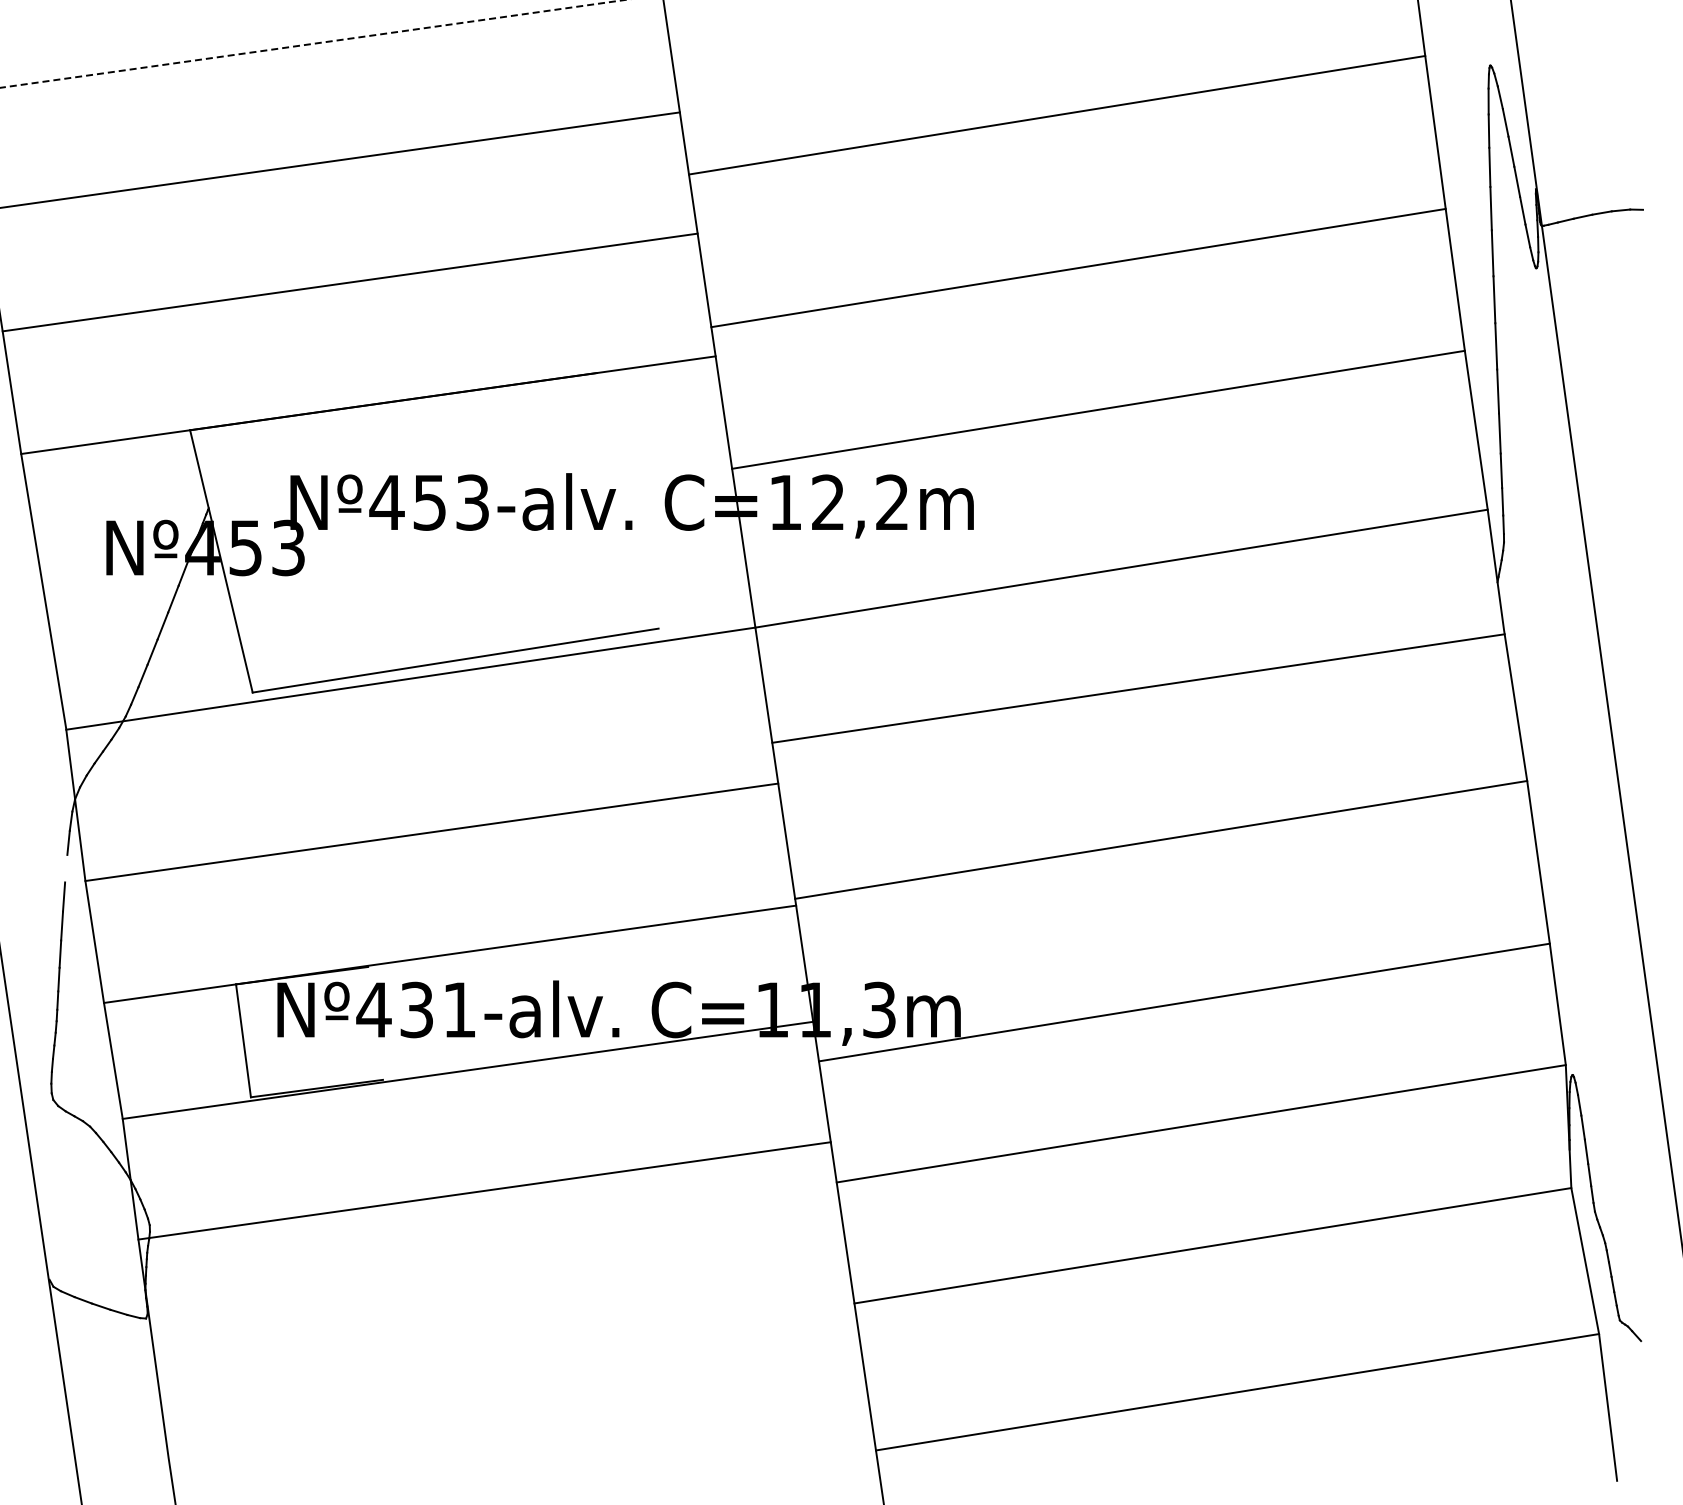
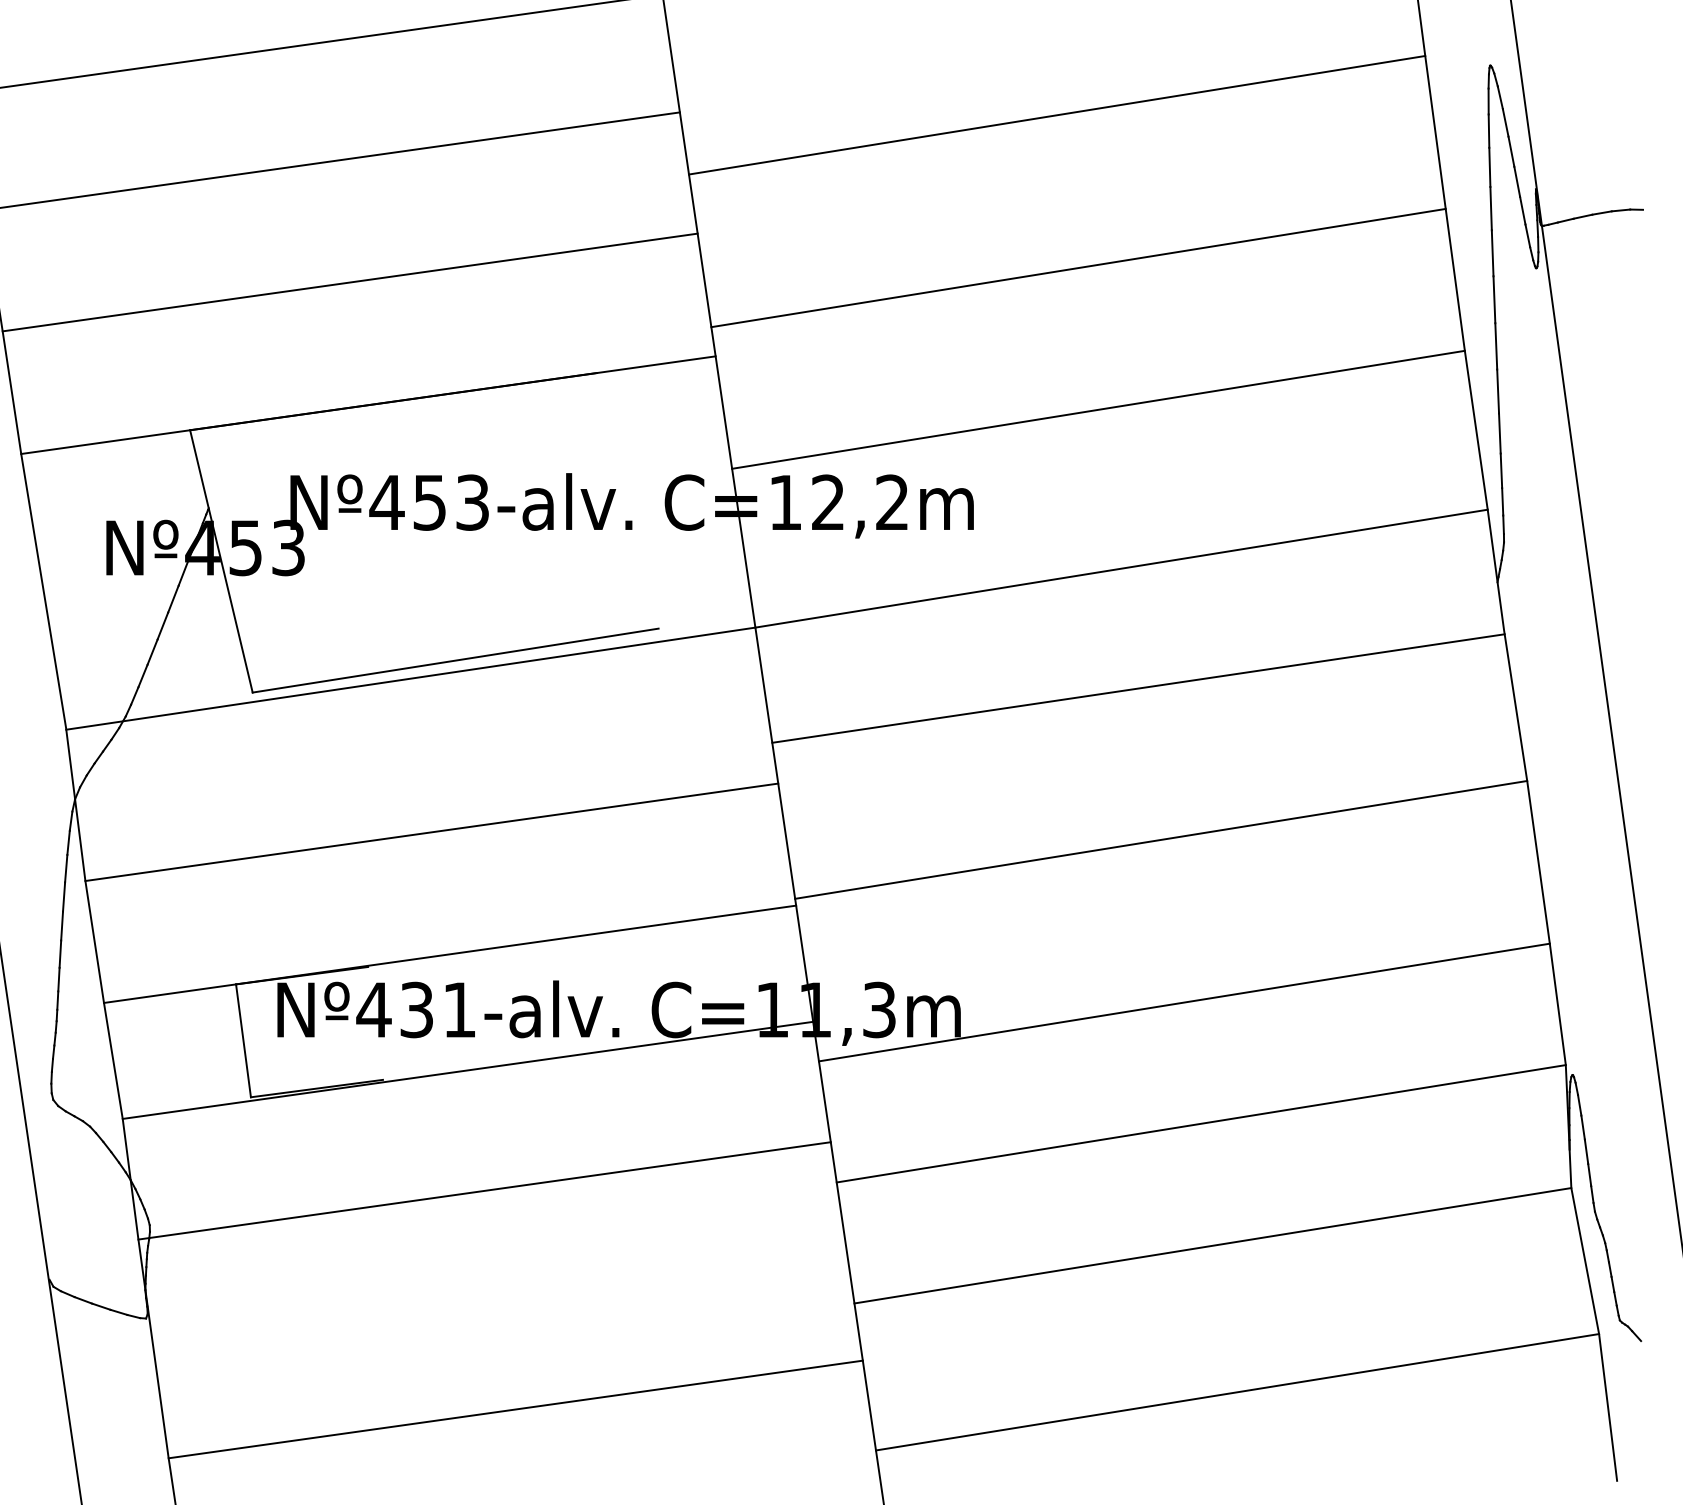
line: dashed -> solid (313, 43)
line: none -> present (66, 868)
line: none -> present (515, 1409)
